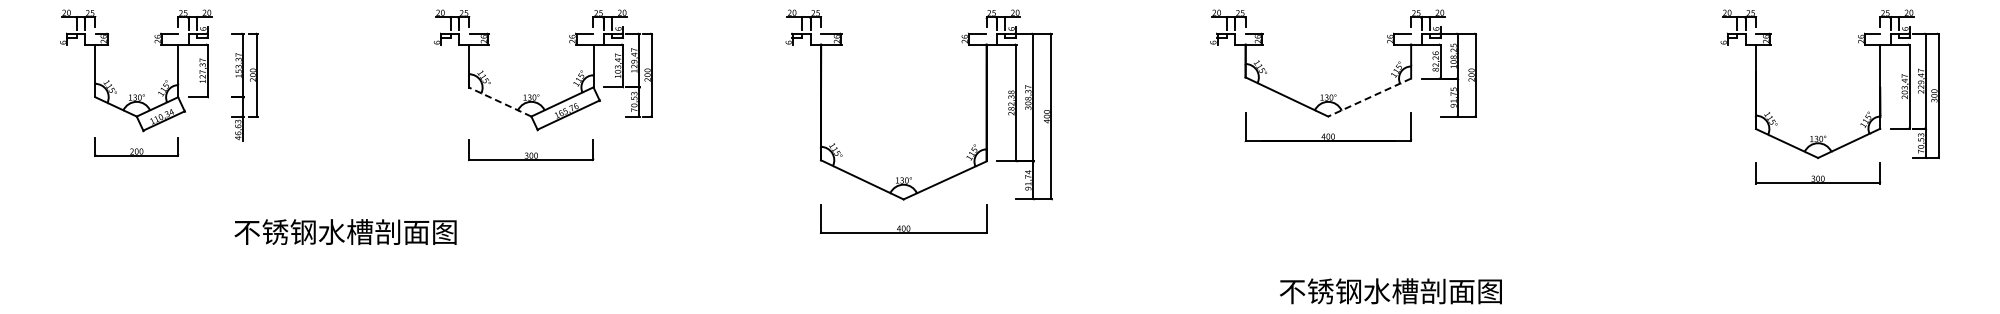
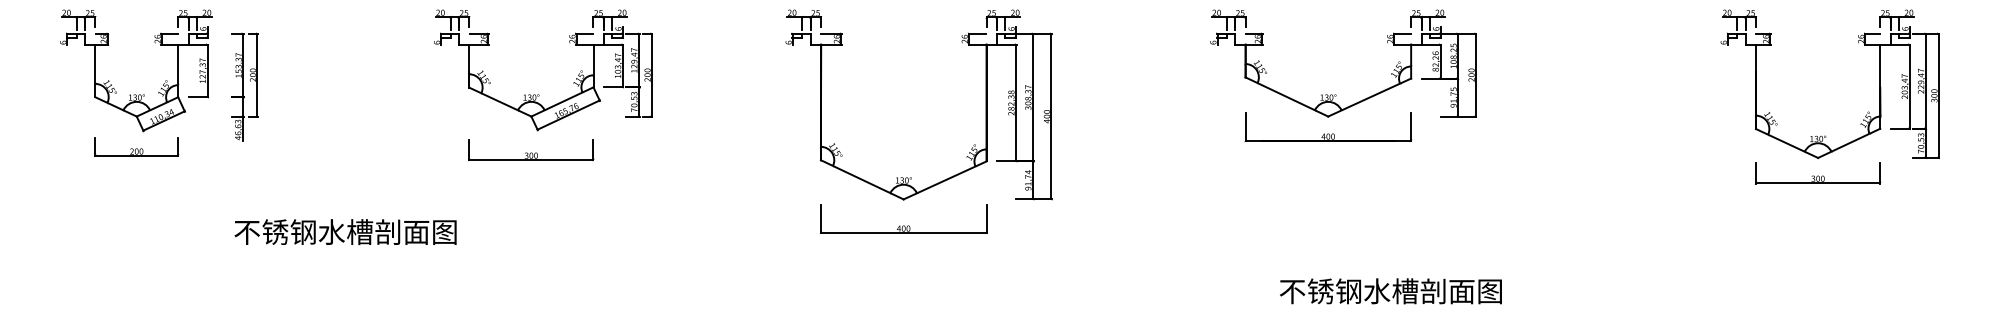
line: dashed -> solid (1369, 97)
line: dashed -> solid (499, 101)
